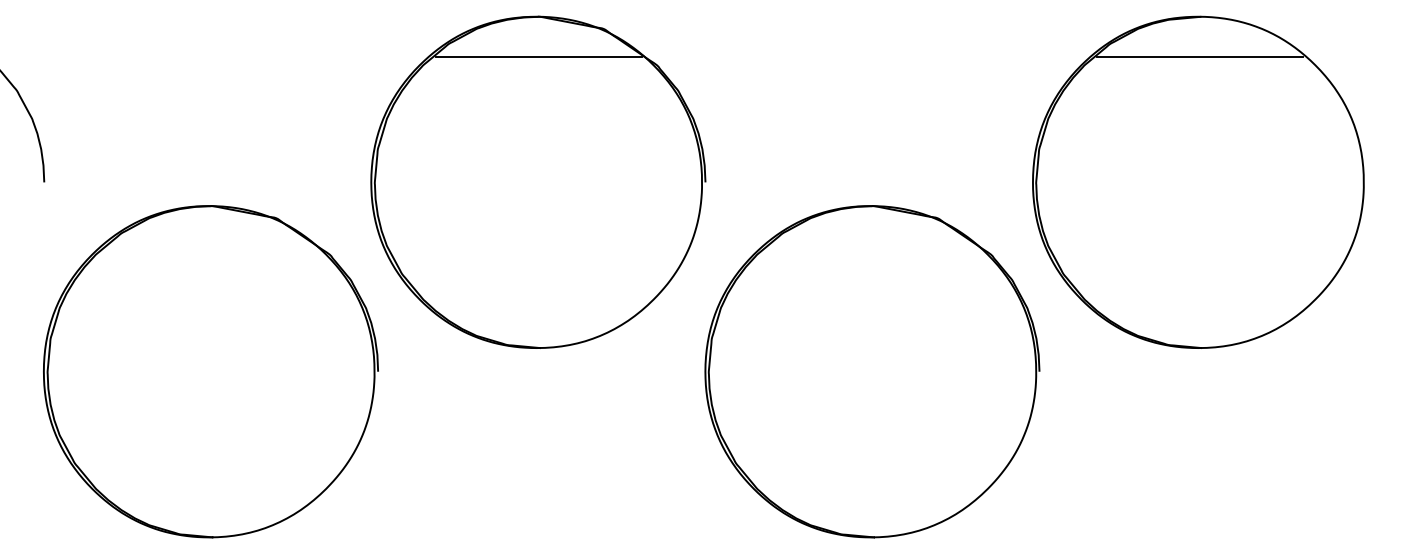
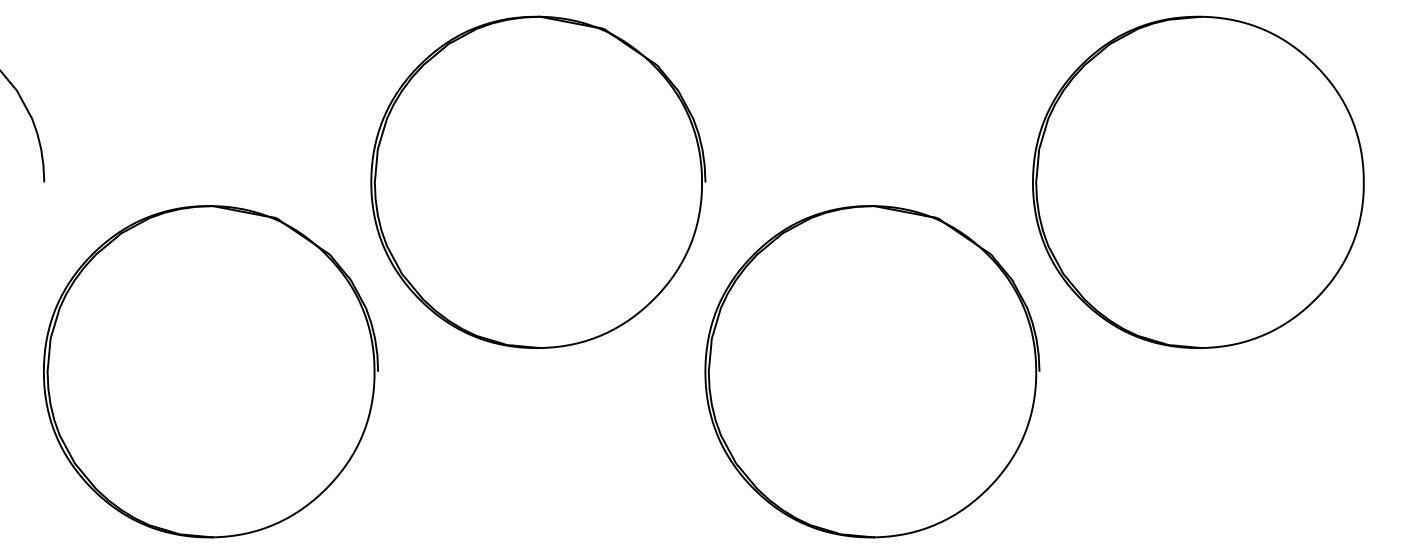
line: present -> none (538, 56)
line: present -> none (1200, 56)
